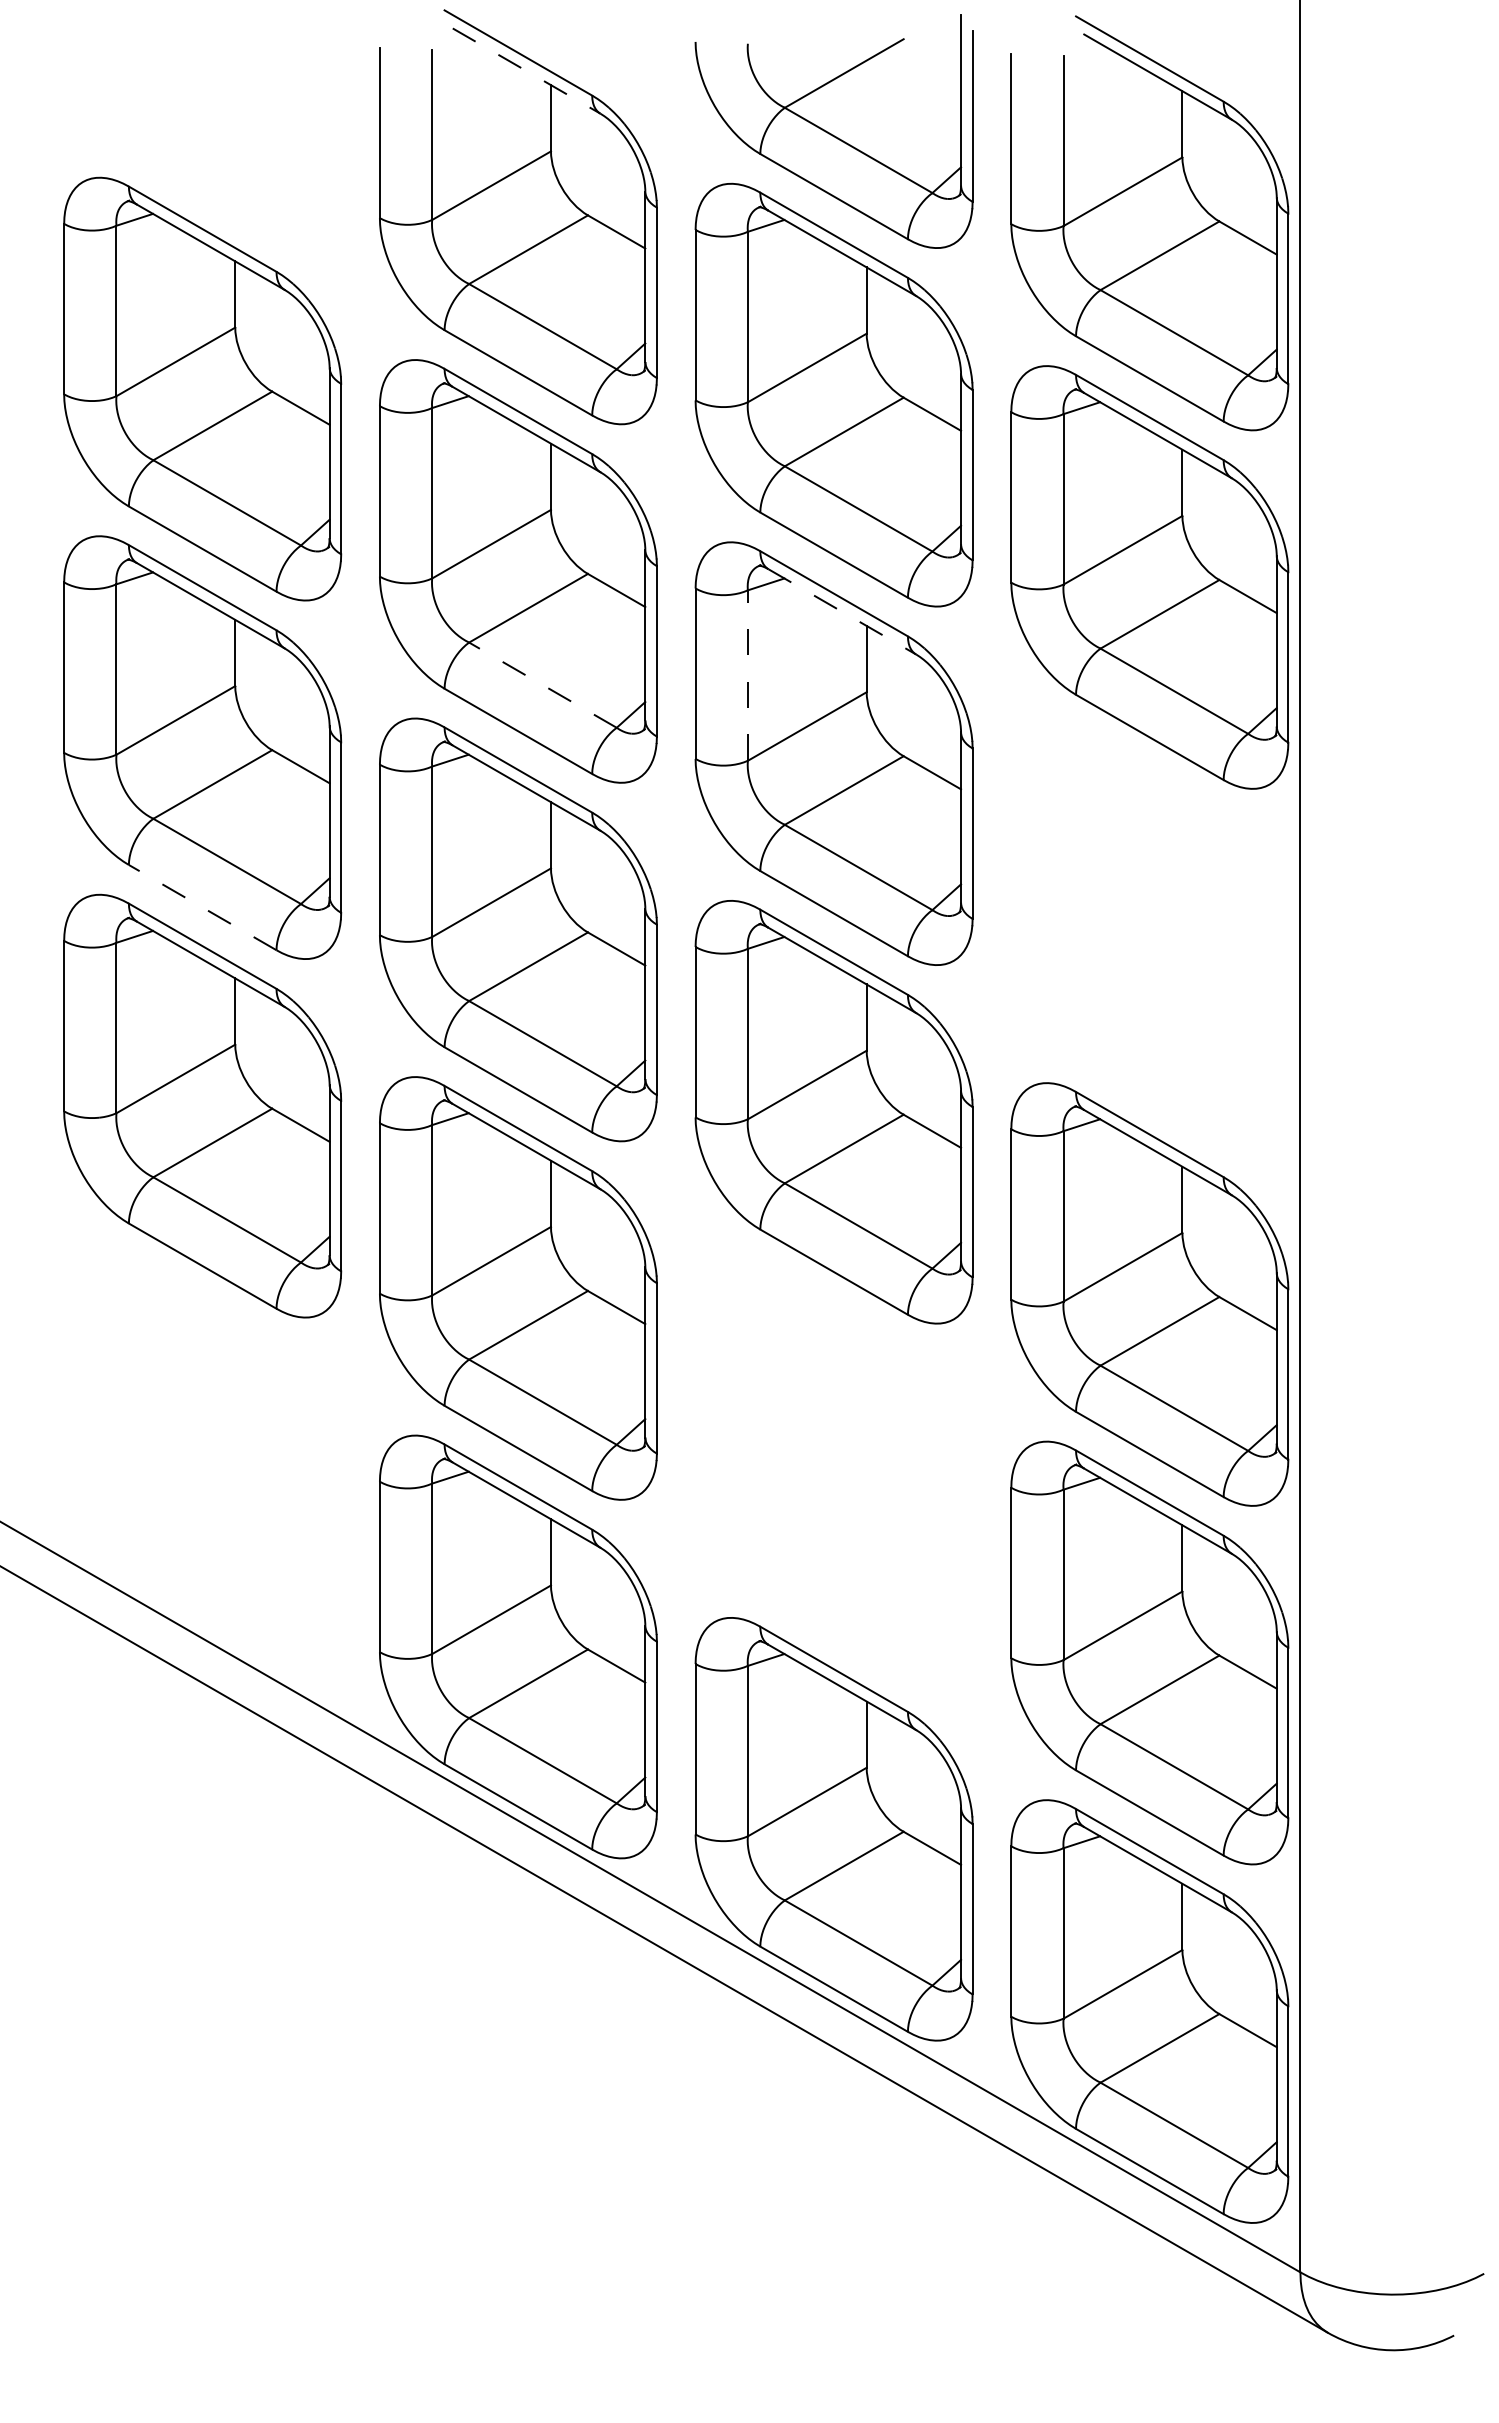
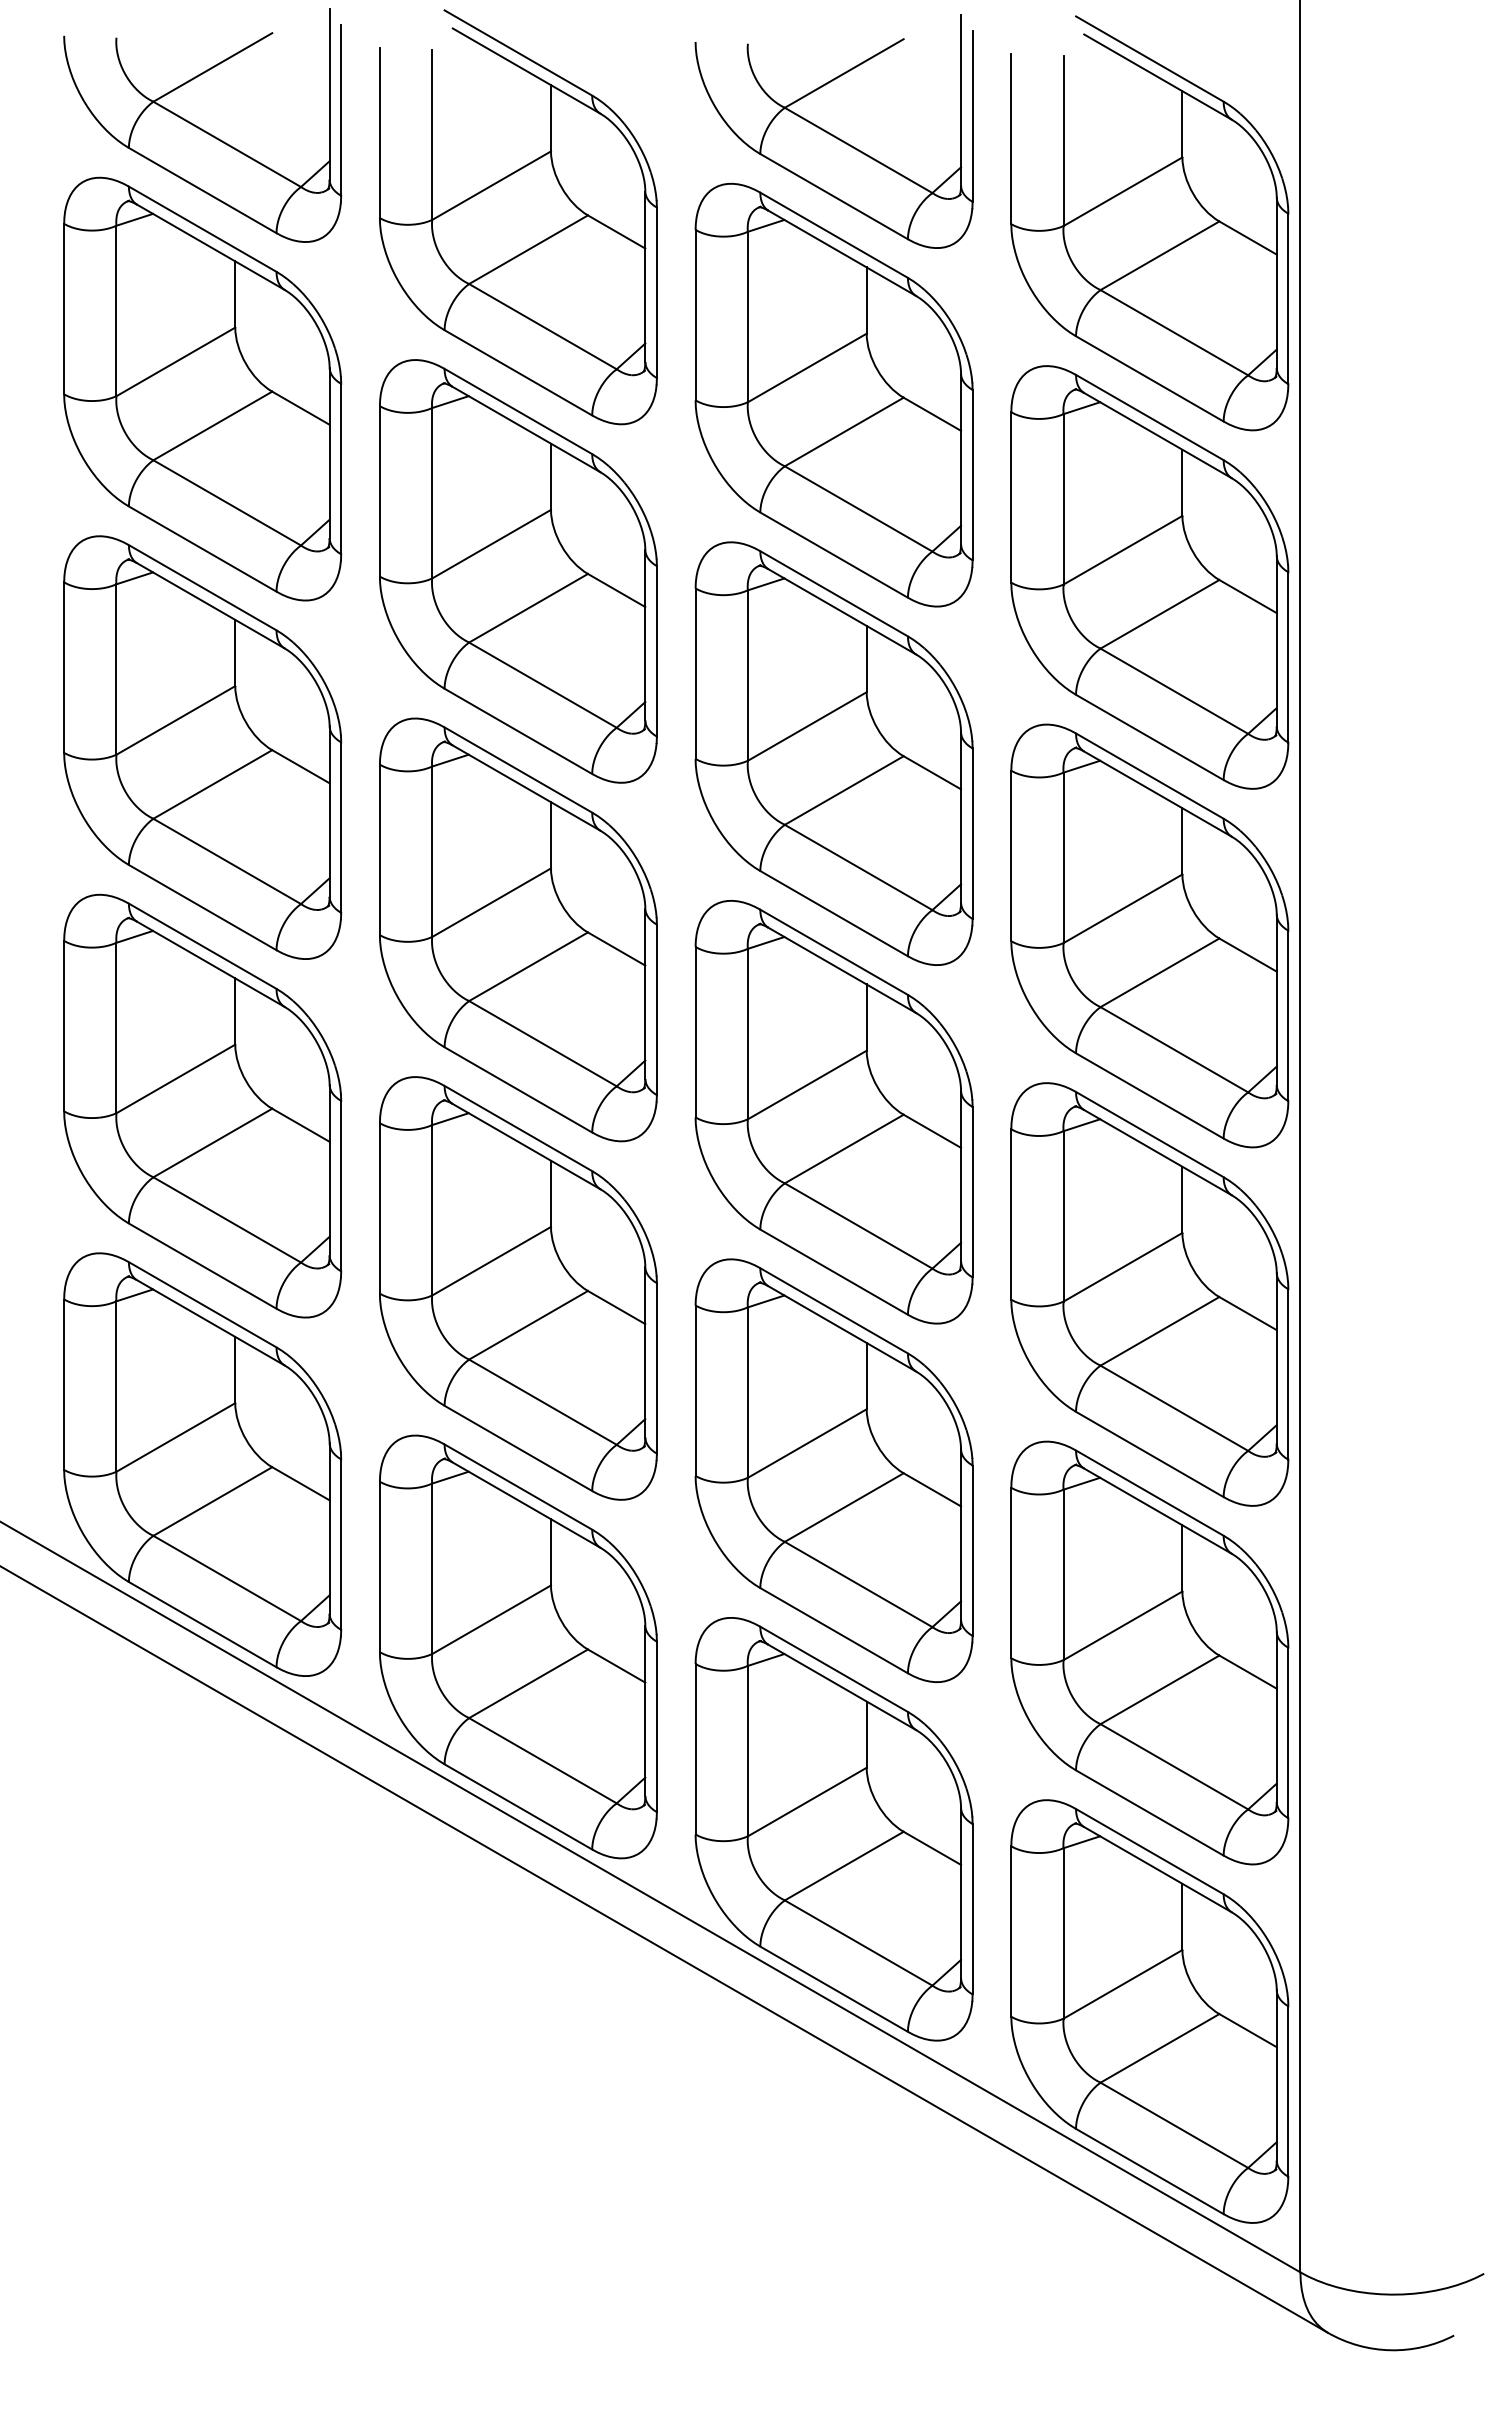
line: dashed -> solid (527, 71)
part: none -> present (202, 125)
line: dashed -> solid (842, 612)
line: dashed -> solid (747, 675)
line: dashed -> solid (542, 684)
line: dashed -> solid (202, 907)
part: none -> present (1149, 935)
part: none -> present (202, 1464)
part: none -> present (833, 1470)
